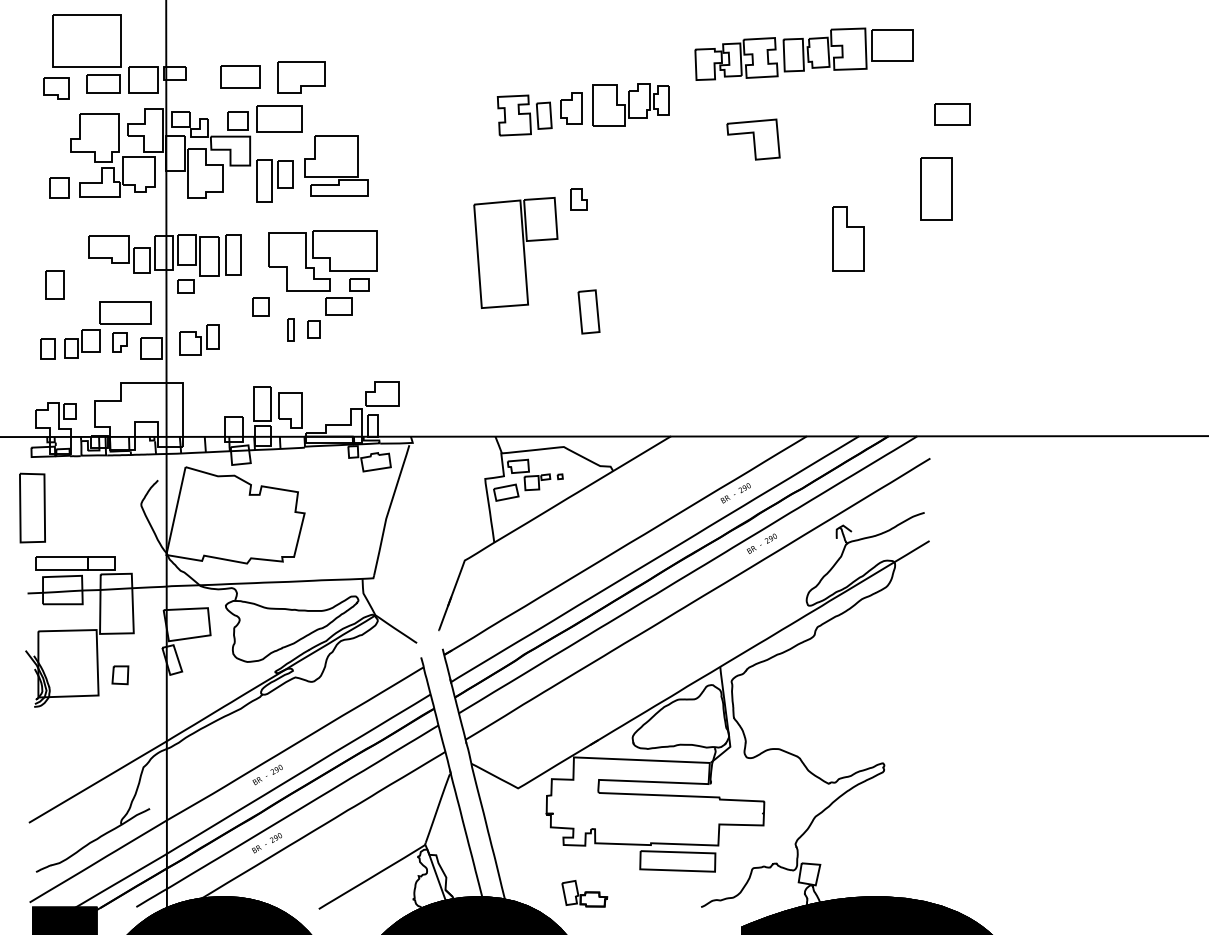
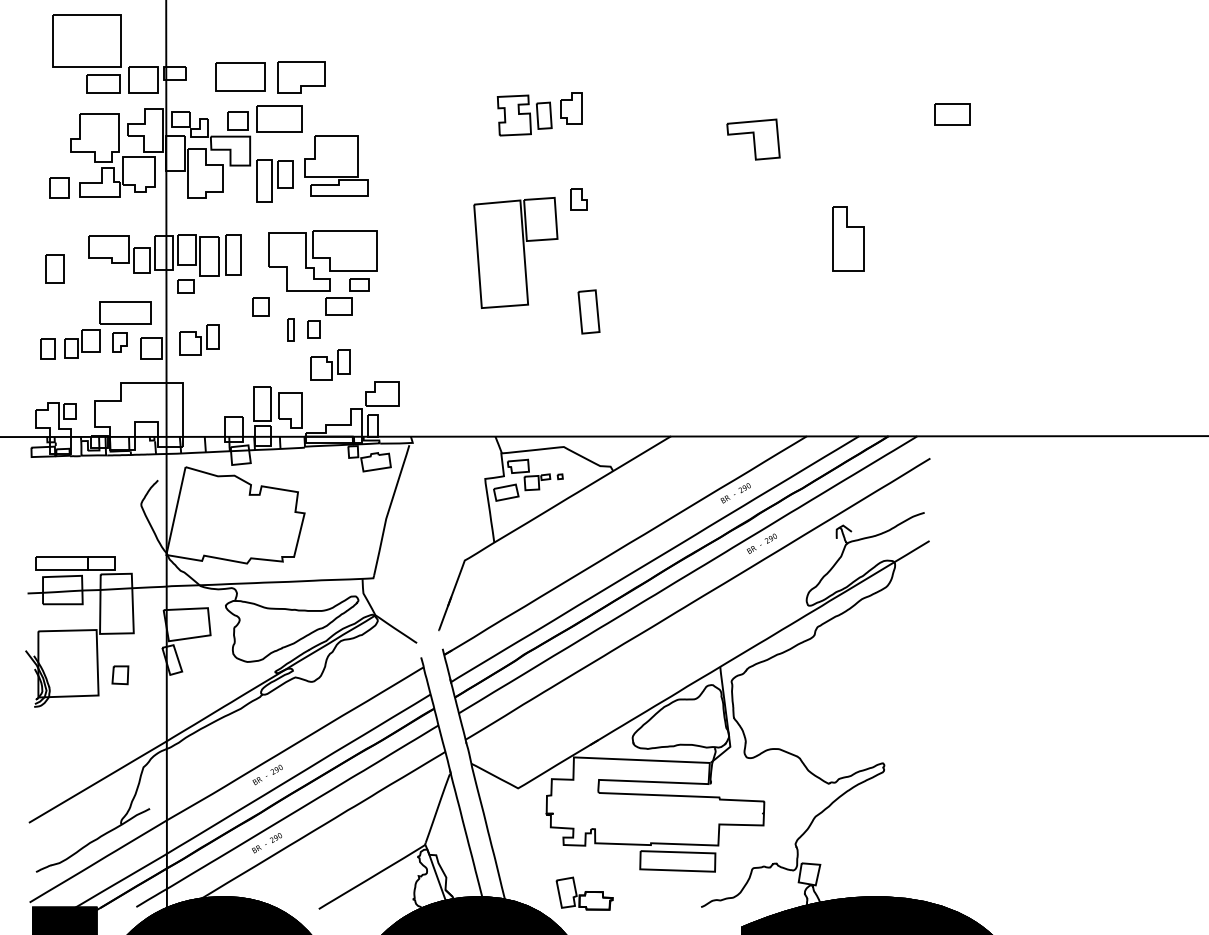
part: present -> none (803, 53)
part size: 41x24 px -> 51x30 px (240, 76)
part: present -> none (56, 88)
part: present -> none (630, 104)
part: present -> none (936, 188)
part position: (54, 284) -> (54, 268) (54, 268)
part: none -> present (330, 364)
part: present -> none (32, 507)
part size: 48x28 px -> 59x35 px (584, 893)
